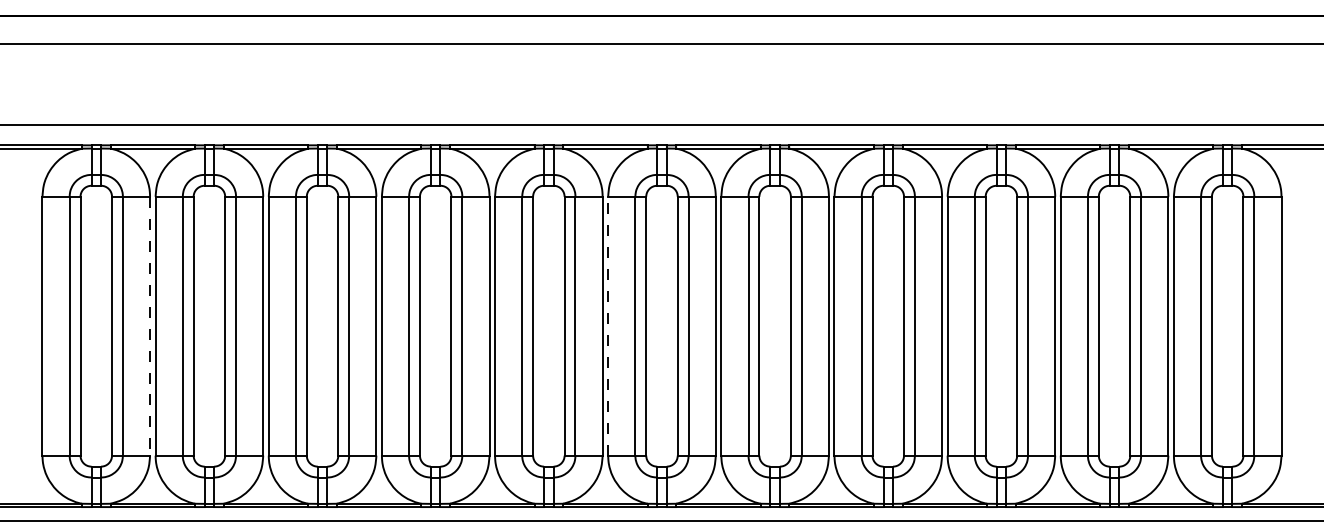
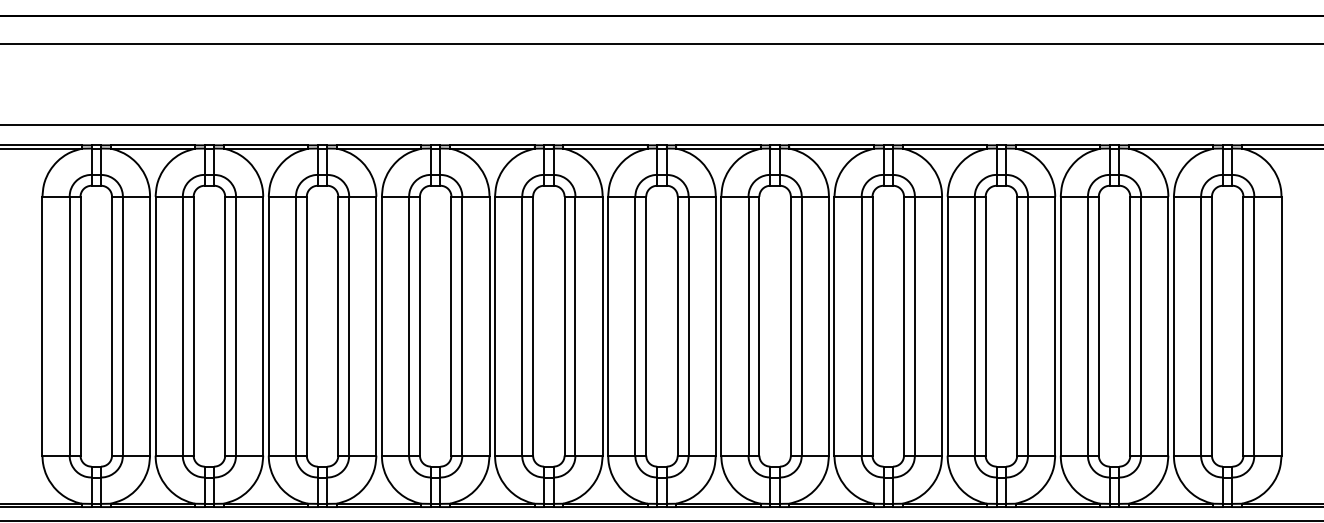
line: dashed -> solid (608, 325)
line: dashed -> solid (150, 326)
